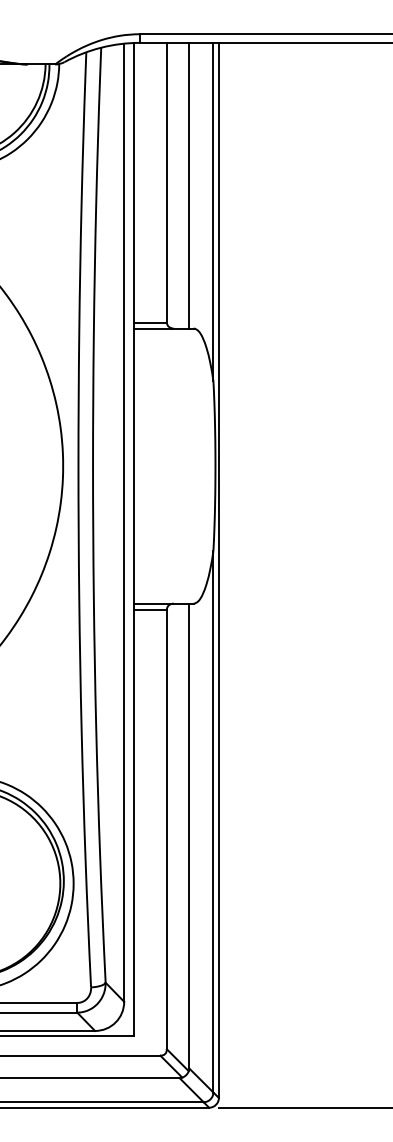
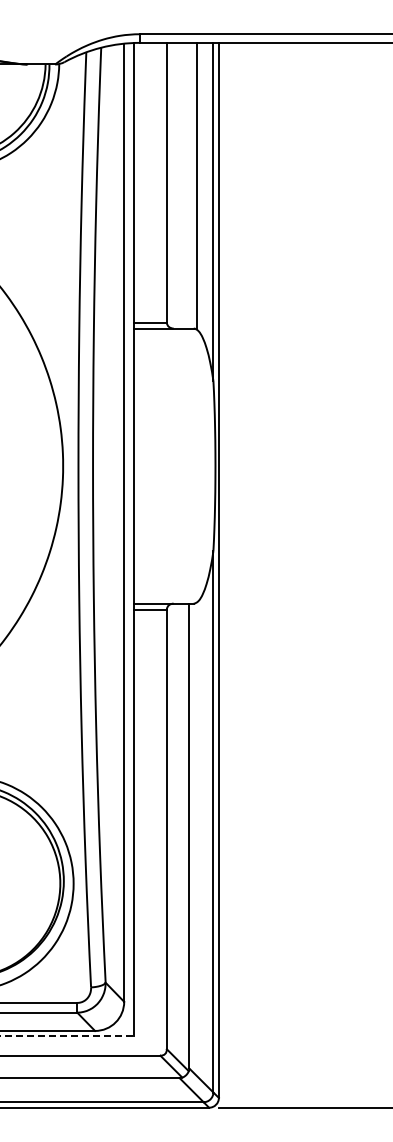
line position: (189, 185) -> (197, 185) (197, 185)
line: solid -> dashed (67, 1035)
